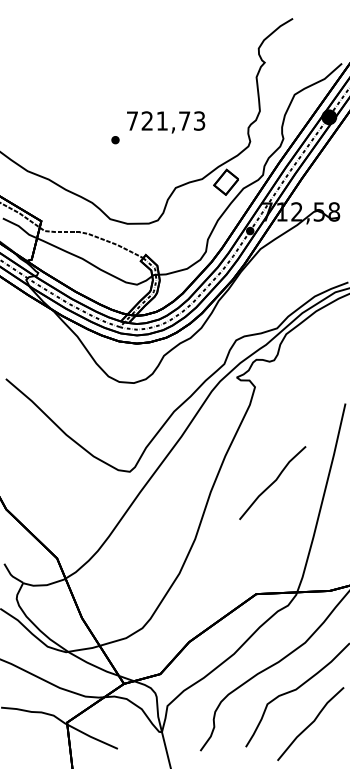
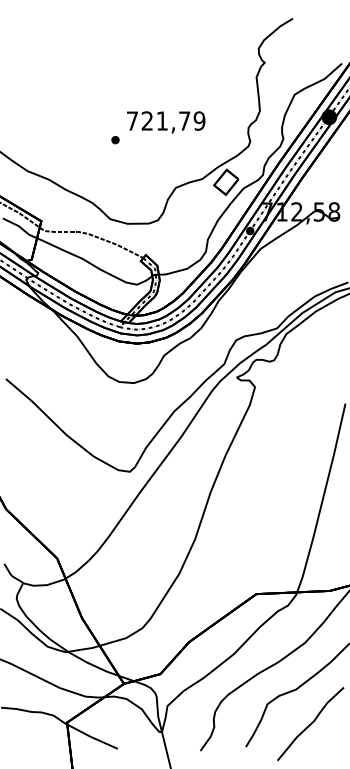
text: 721,73 -> 721,79 (199, 120)
curve: present -> none (272, 483)
